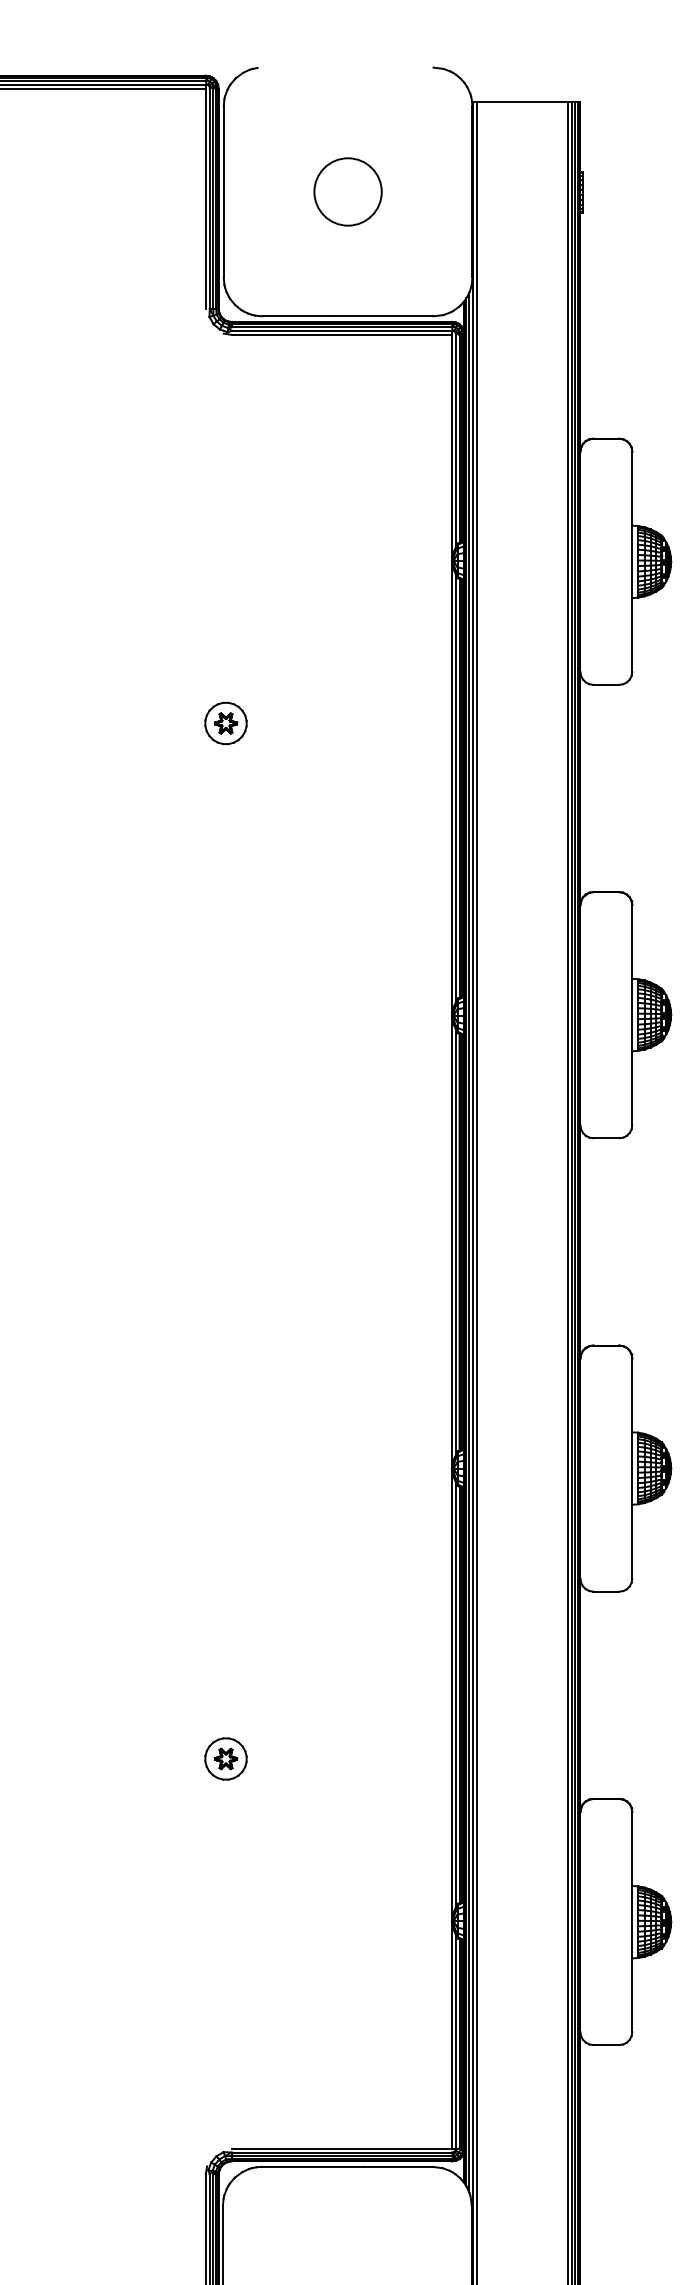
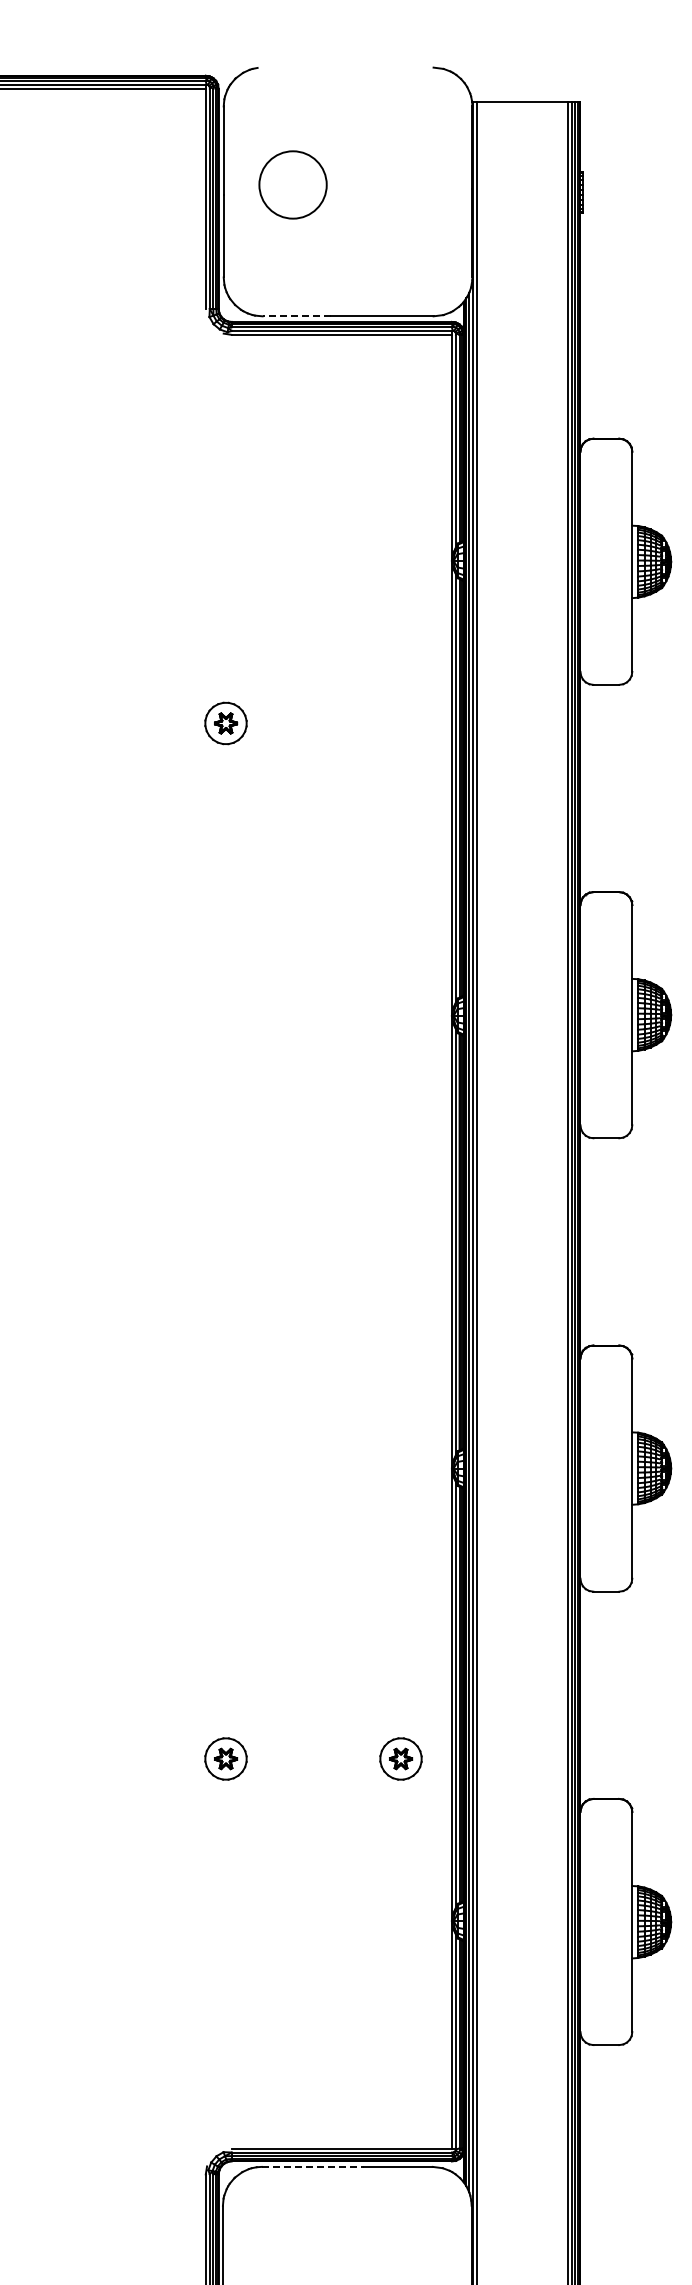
circle position: (347, 191) -> (292, 184) (292, 184)
line: solid -> dashed (296, 316)
part: none -> present (400, 1758)
line: solid -> dashed (313, 2166)
